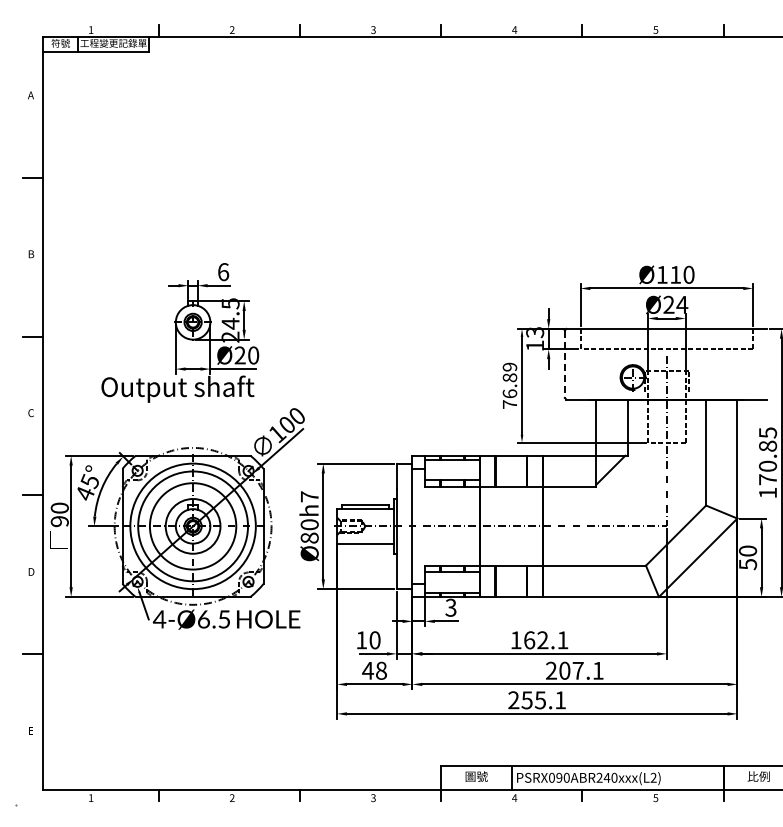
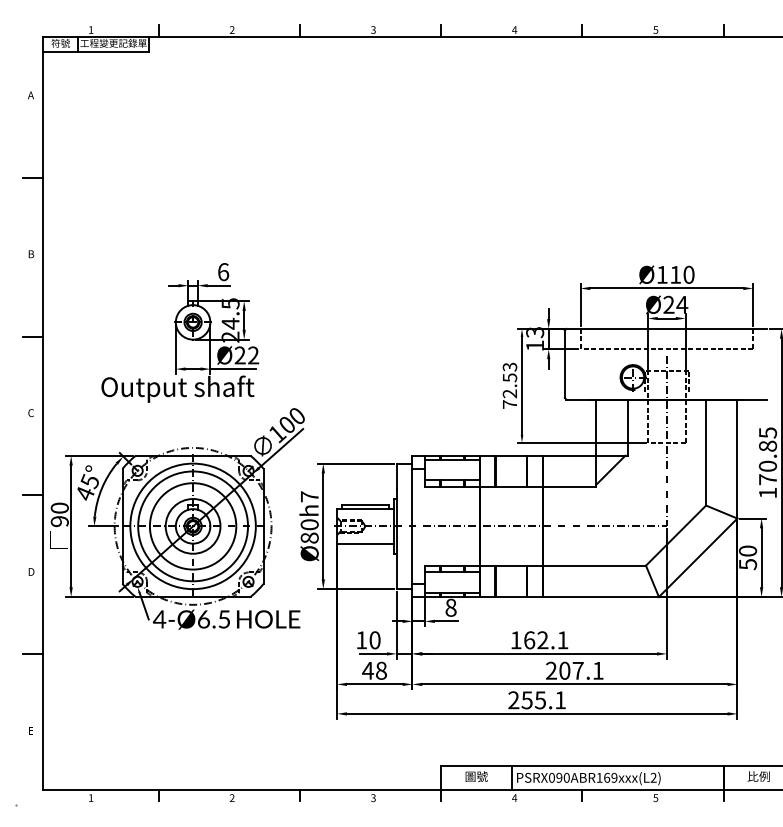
text: Ø20 -> Ø22 (253, 355)
line: dashed -> solid (564, 364)
text: 76.89 -> 72.53 (509, 380)
text: 3 -> 8 (450, 607)
text: PSRX090ABR240xxx(L2) -> PSRX090ABR169xxx(L2) (606, 777)
